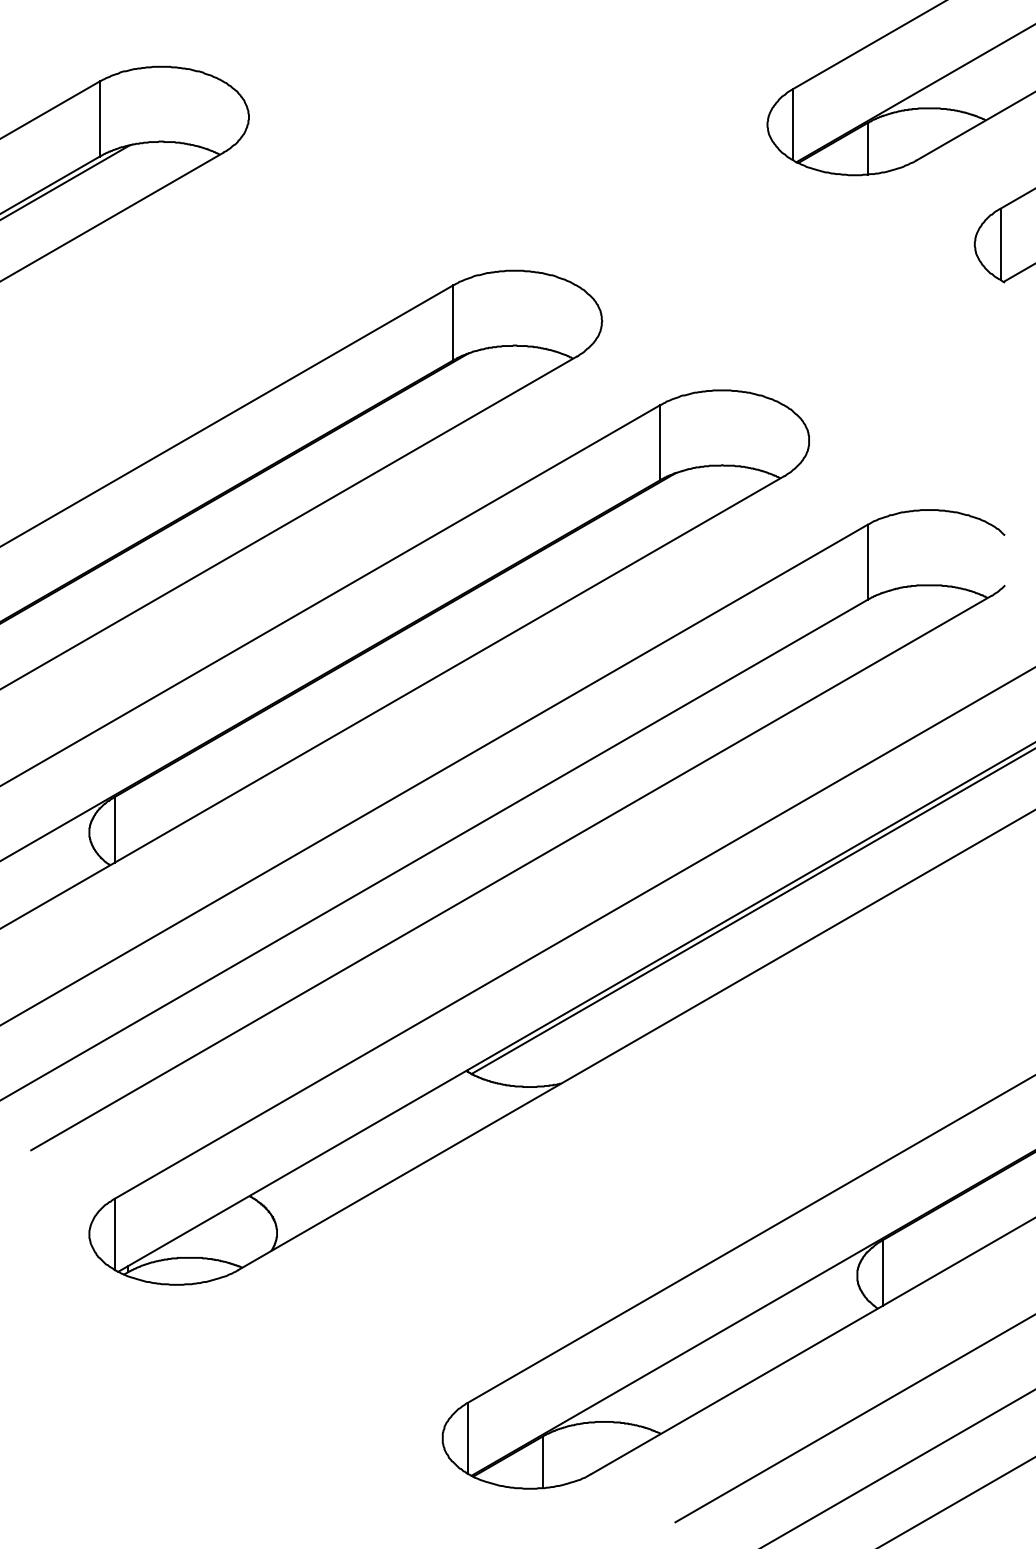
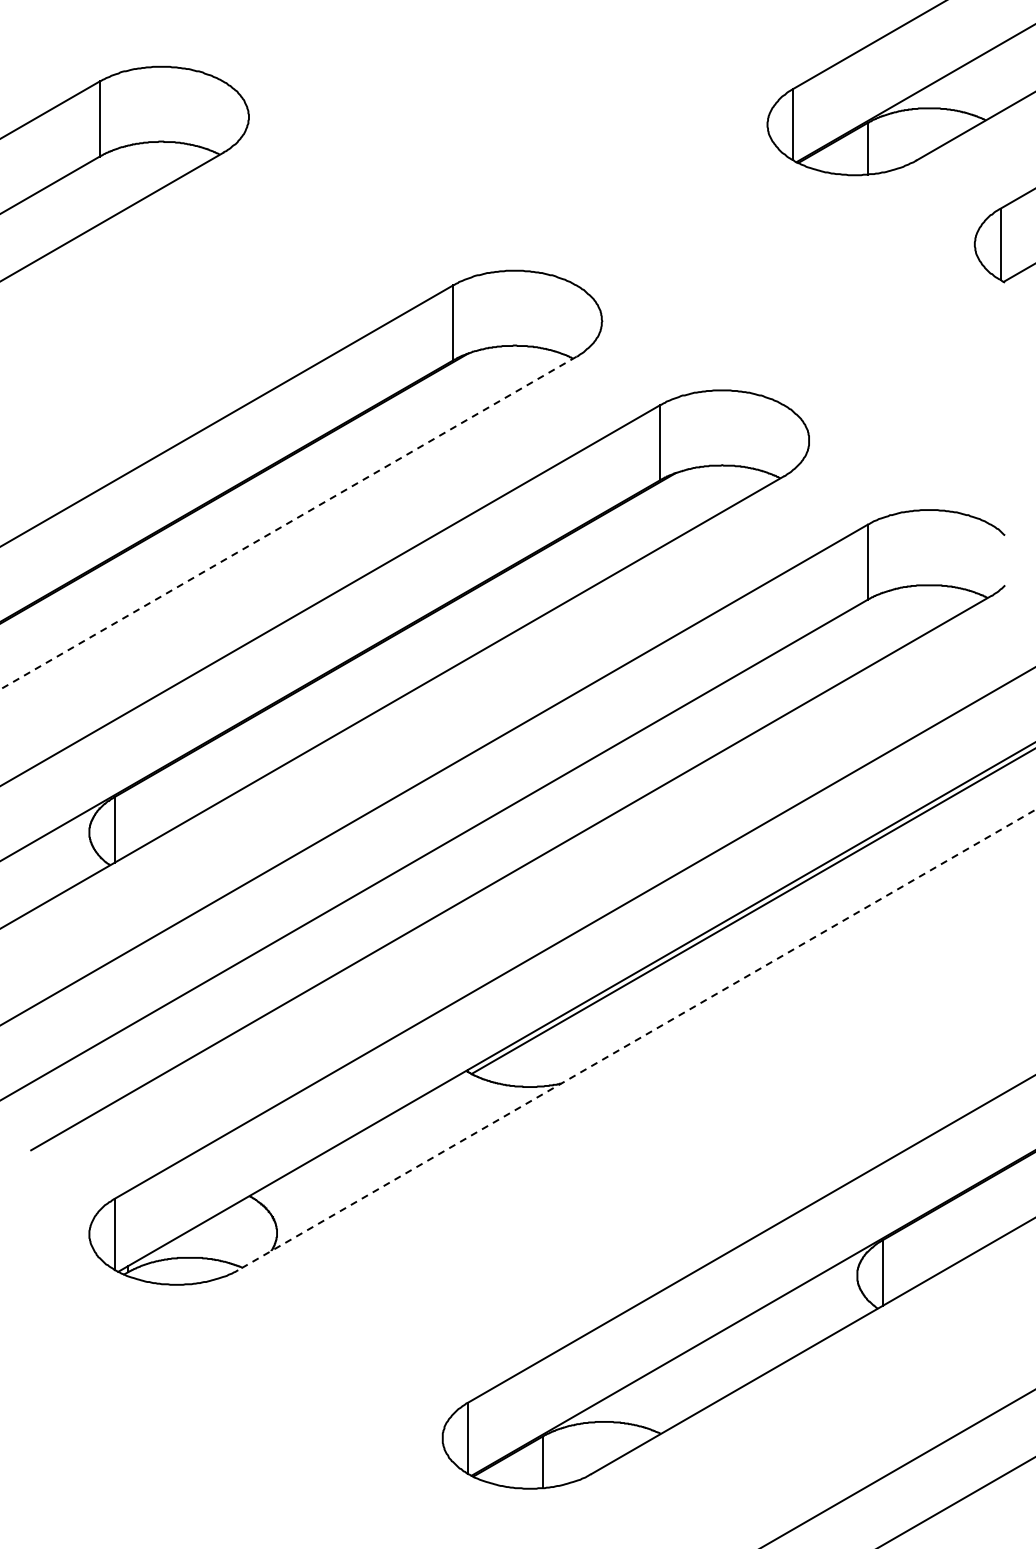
line: present -> none (66, 181)
line: solid -> dashed (288, 523)
line: solid -> dashed (636, 1040)
line: present -> none (853, 1419)
